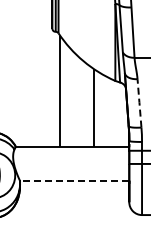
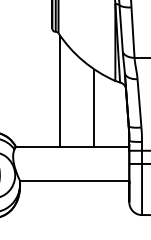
line: dashed -> solid (139, 102)
line: dashed -> solid (74, 180)
